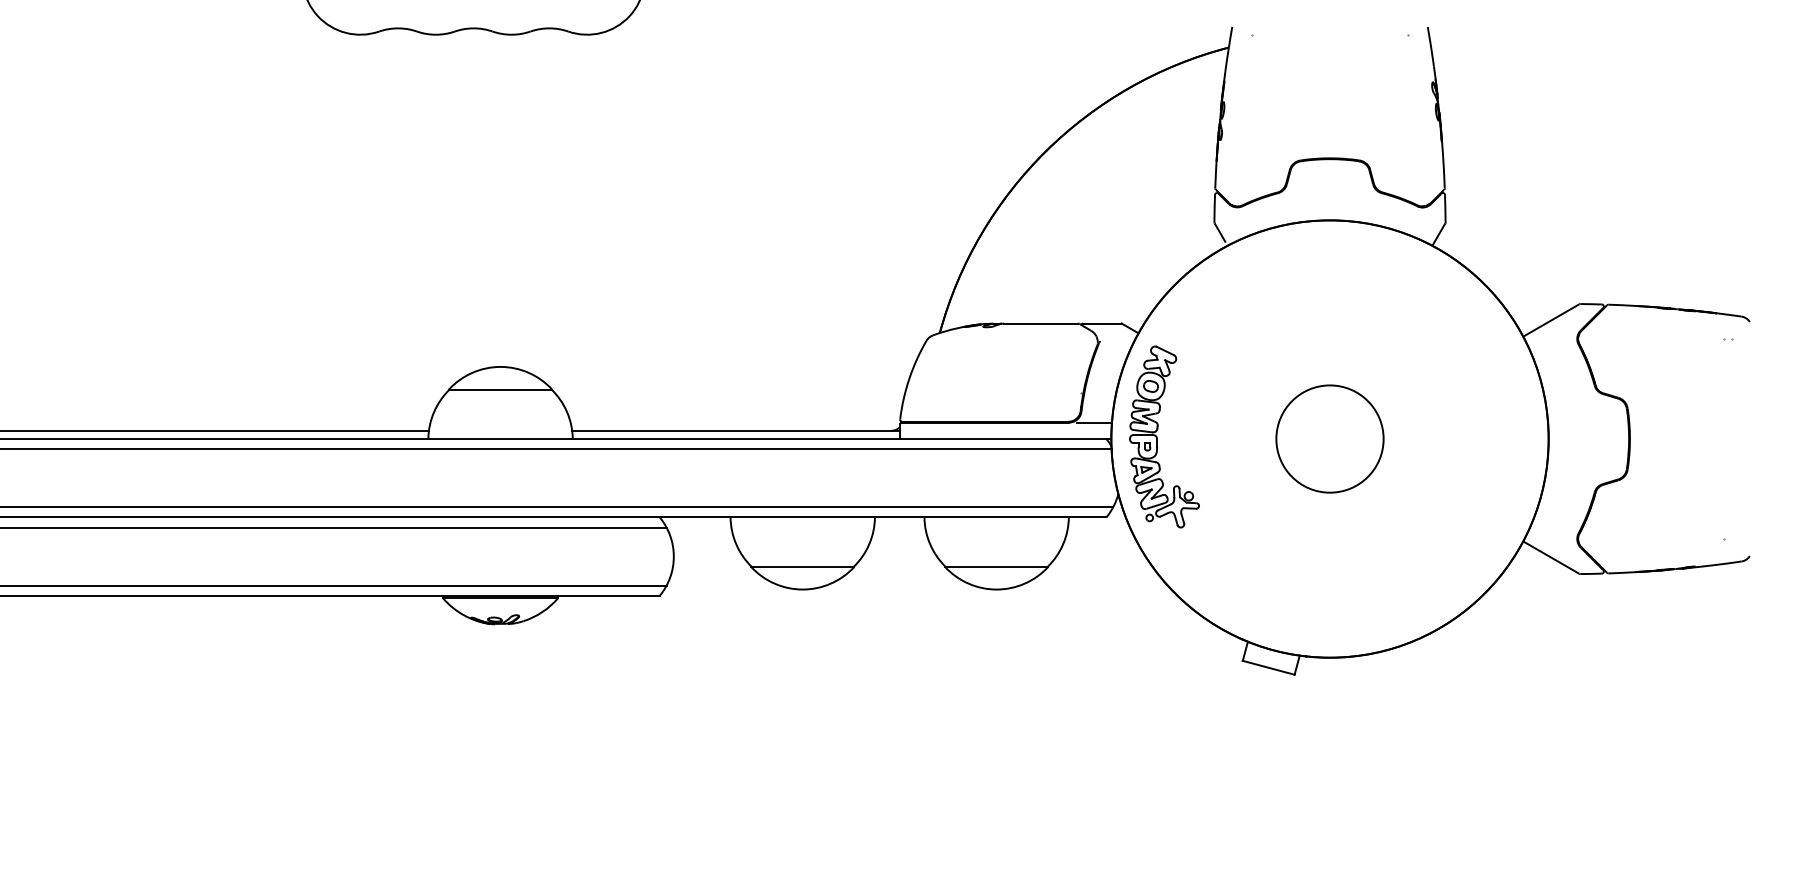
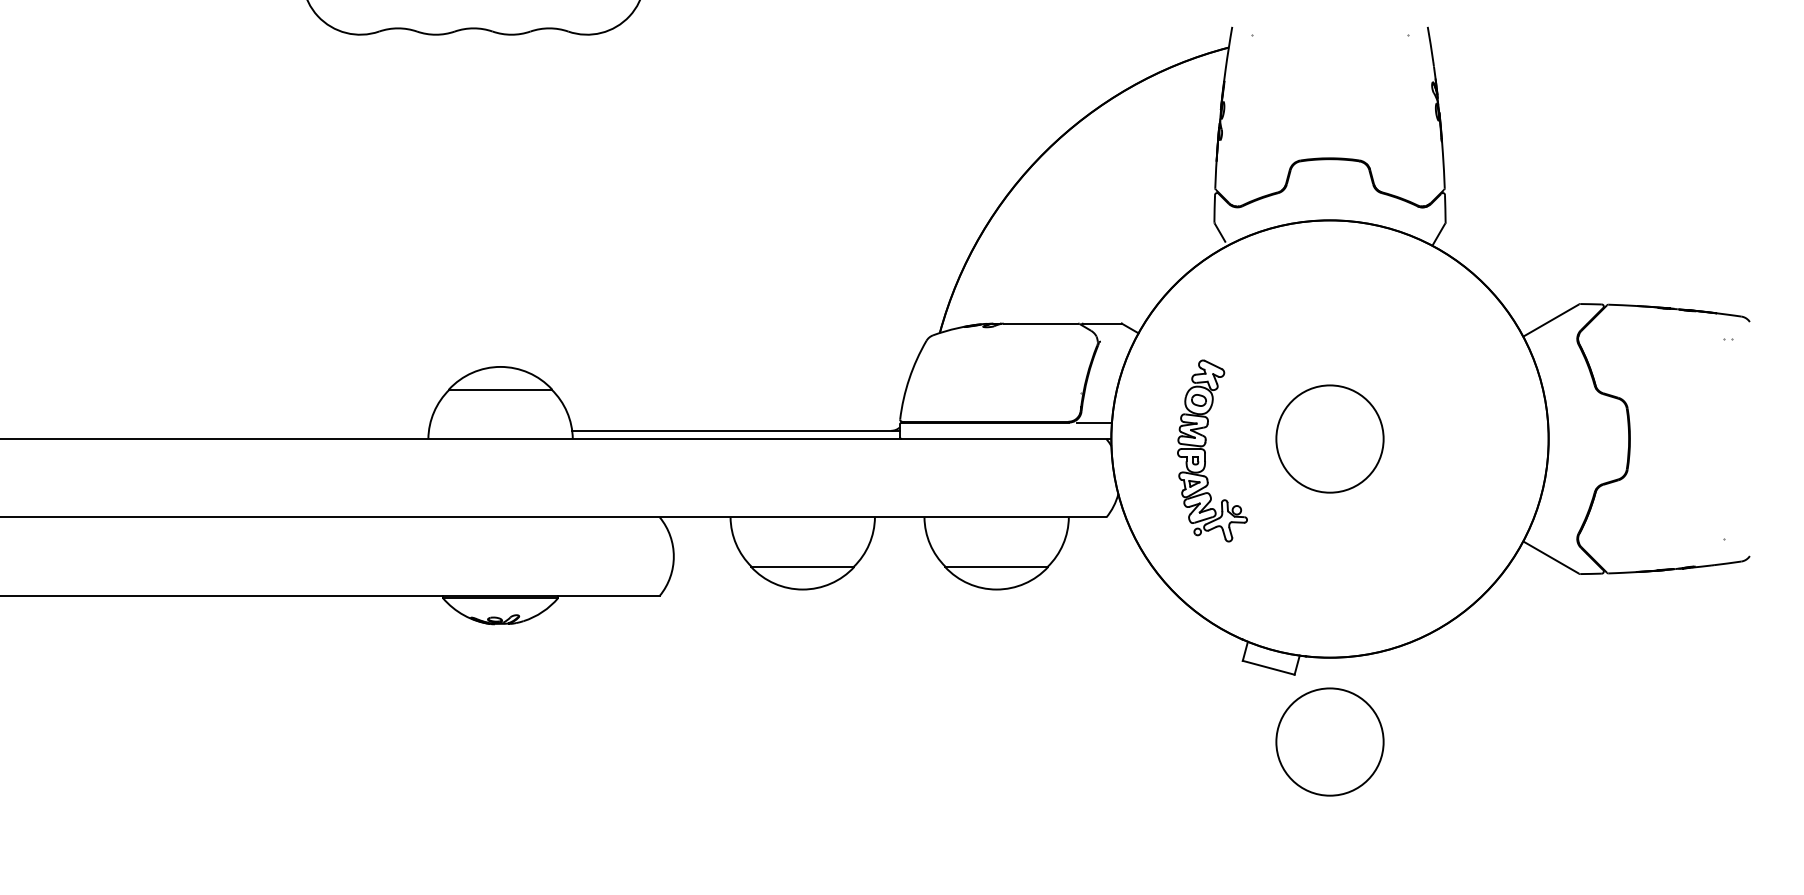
line: present -> none (215, 430)
part position: (1157, 436) -> (1205, 450) (1205, 450)
line: present -> none (556, 449)
line: present -> none (557, 507)
line: present -> none (334, 527)
line: present -> none (334, 585)
circle: none -> present (1329, 741)
